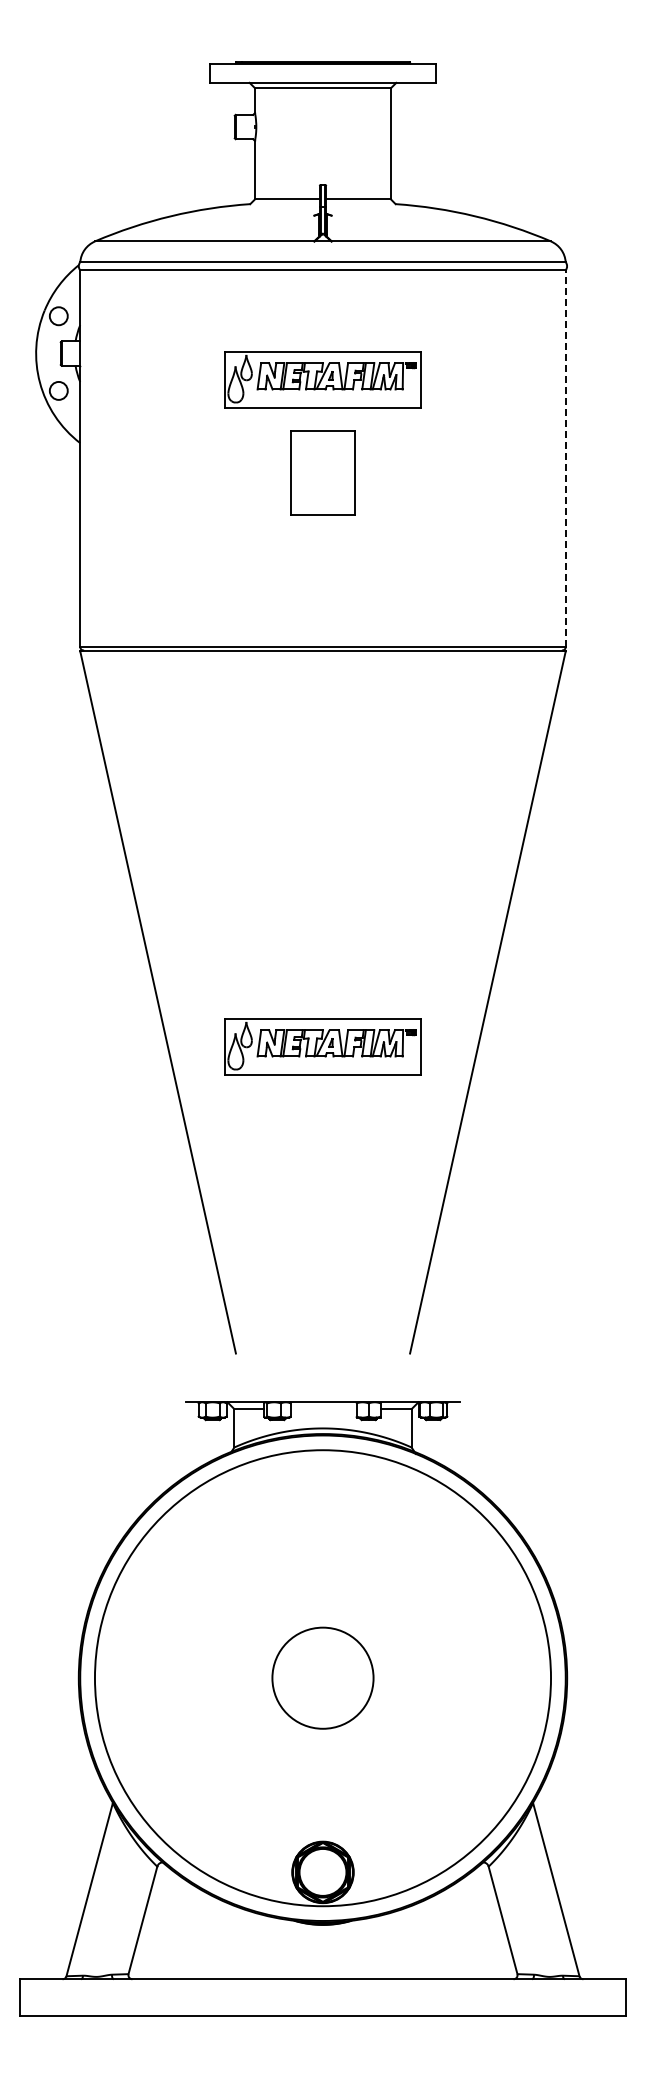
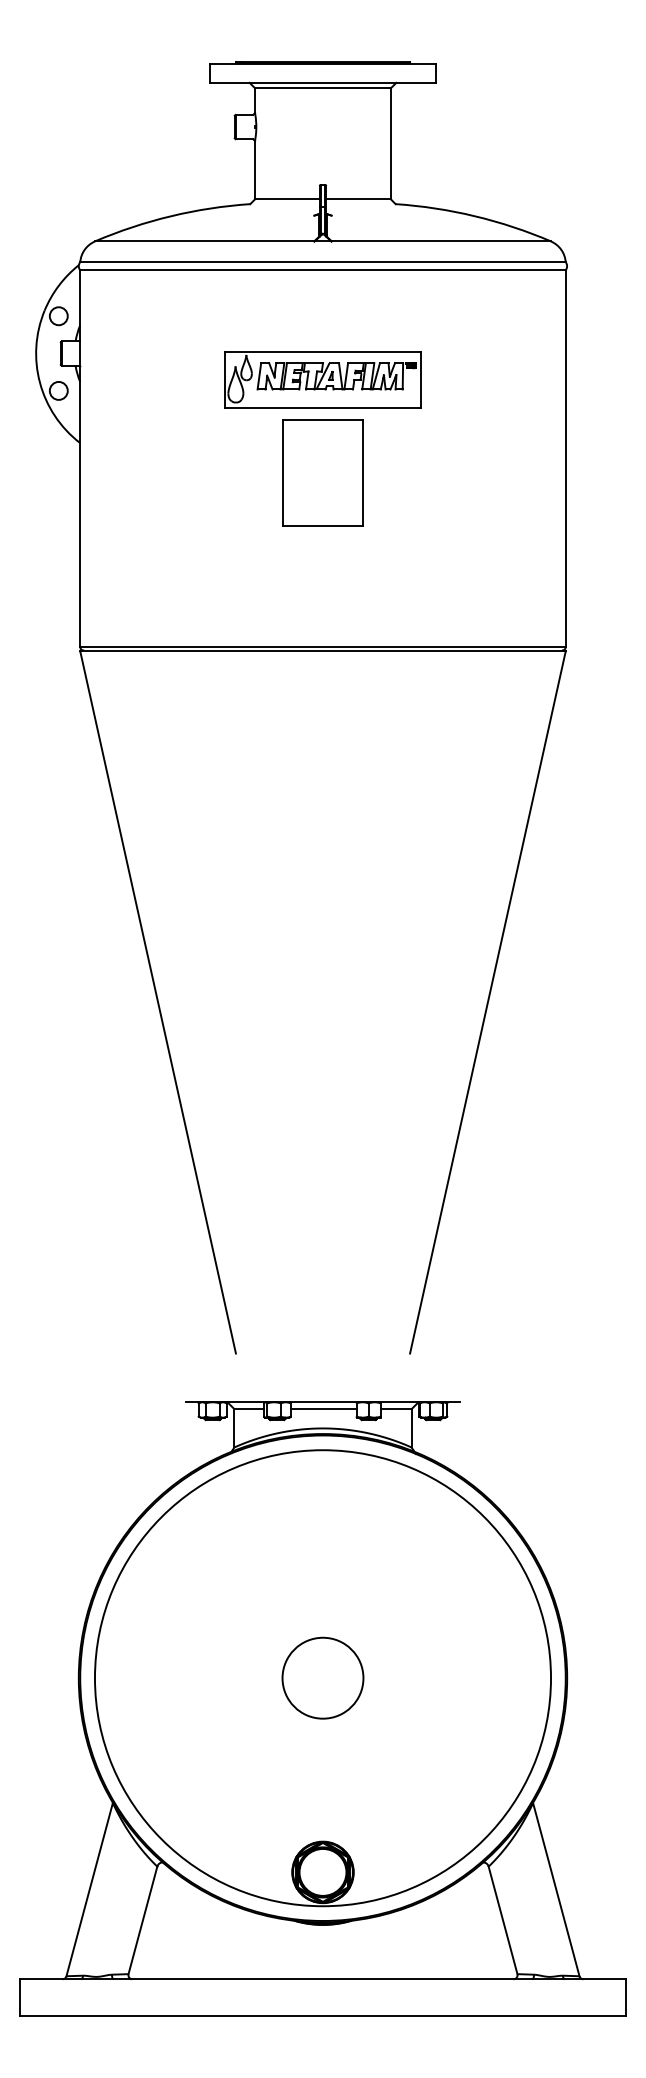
line: dashed -> solid (565, 458)
part size: 66x86 px -> 82x108 px (322, 472)
part: present -> none (322, 1046)
line: none -> present (323, 1408)
circle diameter: 101 px -> 81 px (322, 1677)
